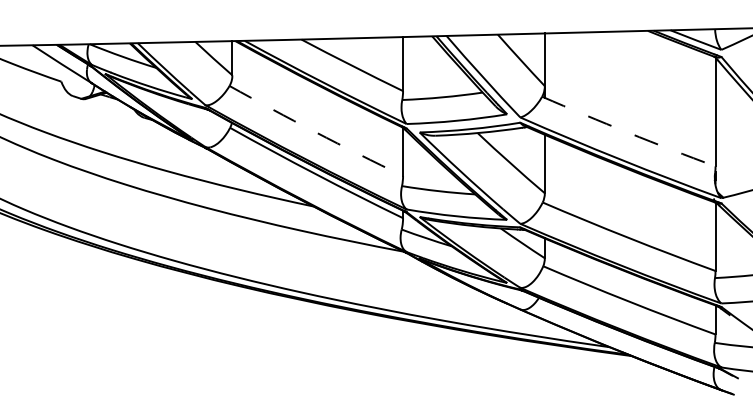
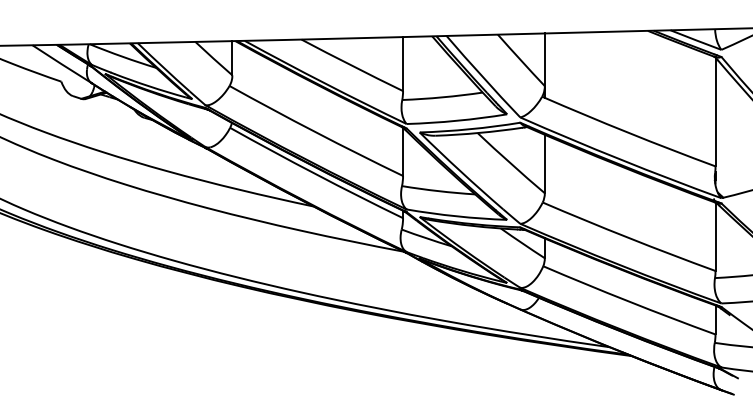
arc: dashed -> solid (315, 132)
arc: dashed -> solid (628, 132)
